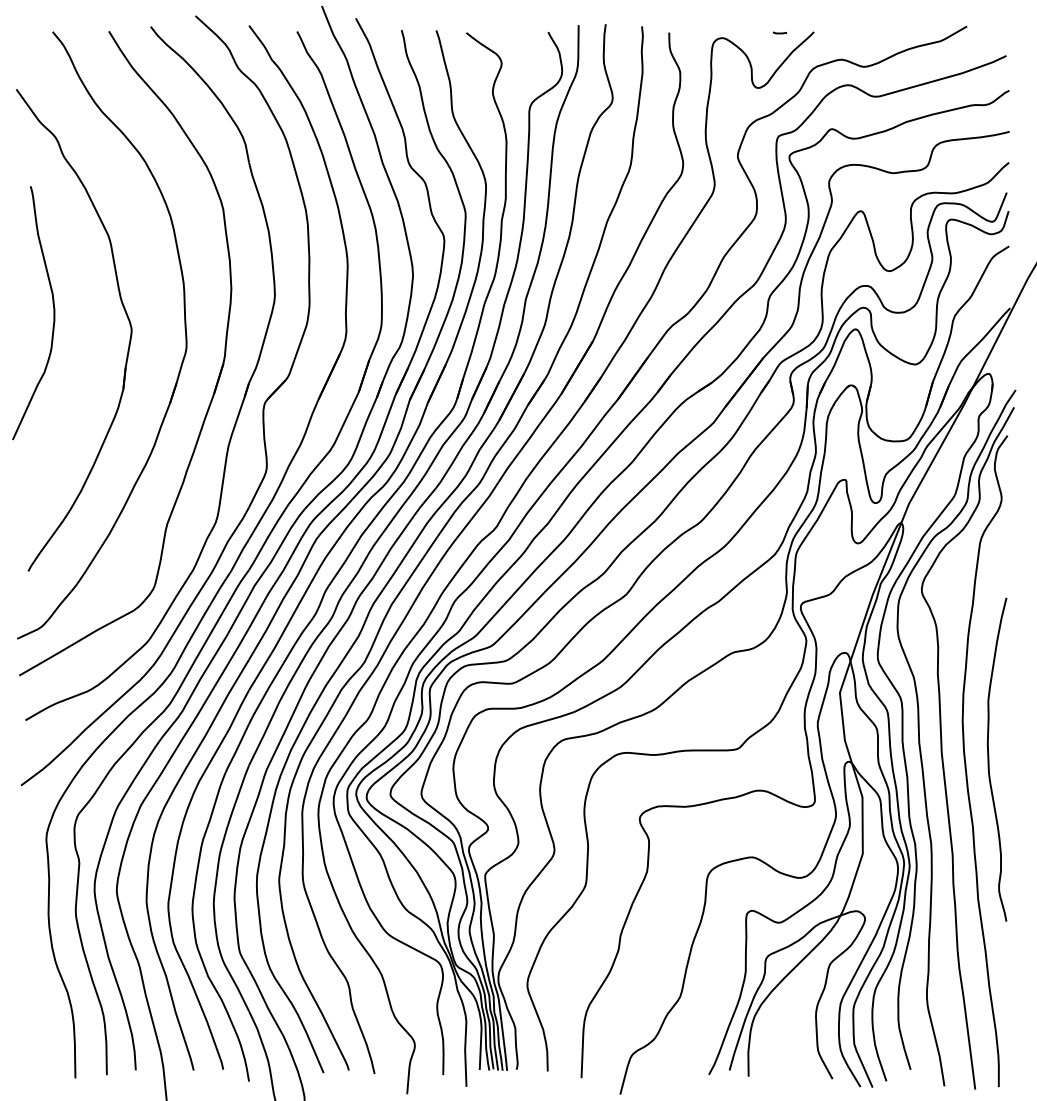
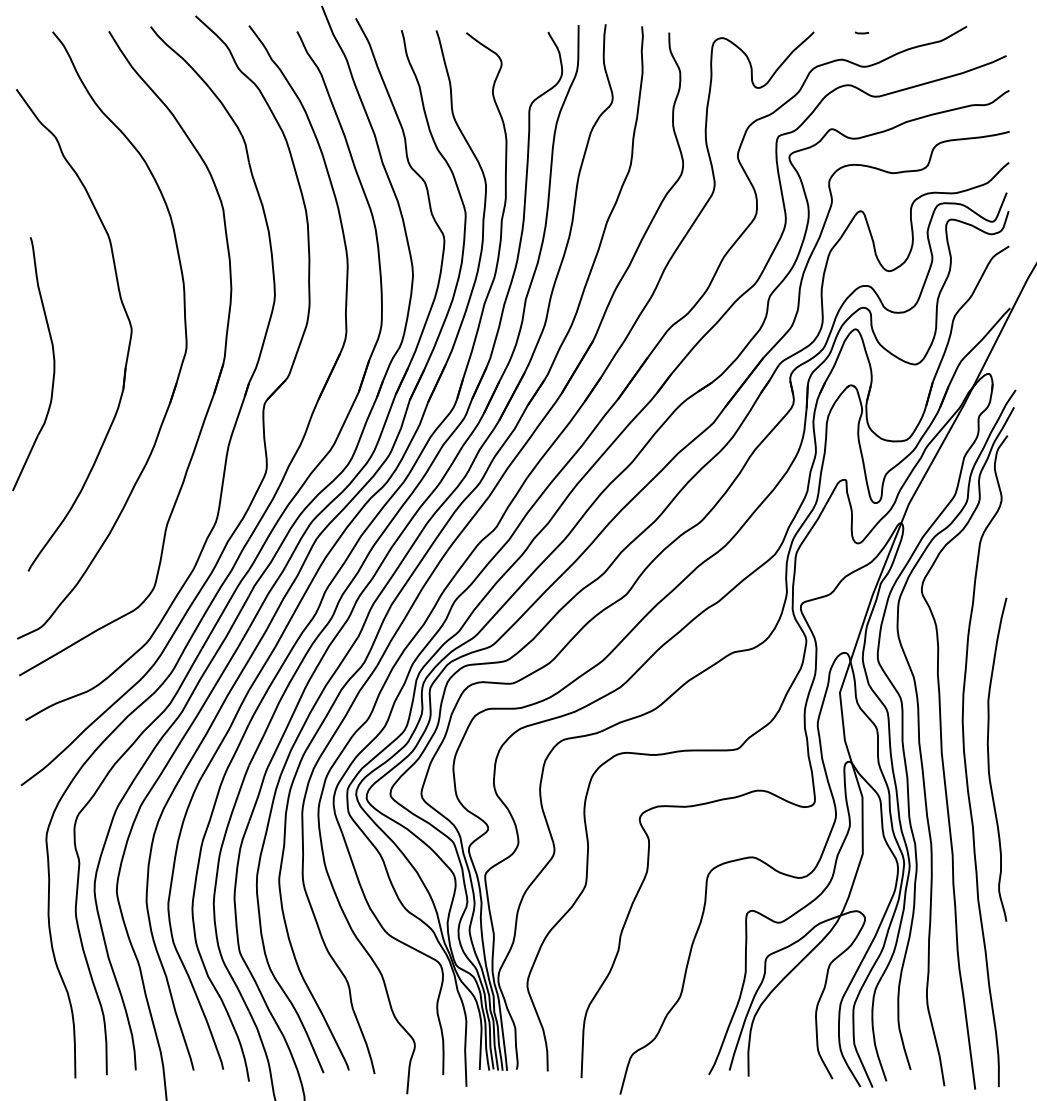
line position: (780, 32) -> (862, 32) (862, 32)
curve position: (53, 313) -> (53, 364) (53, 364)
